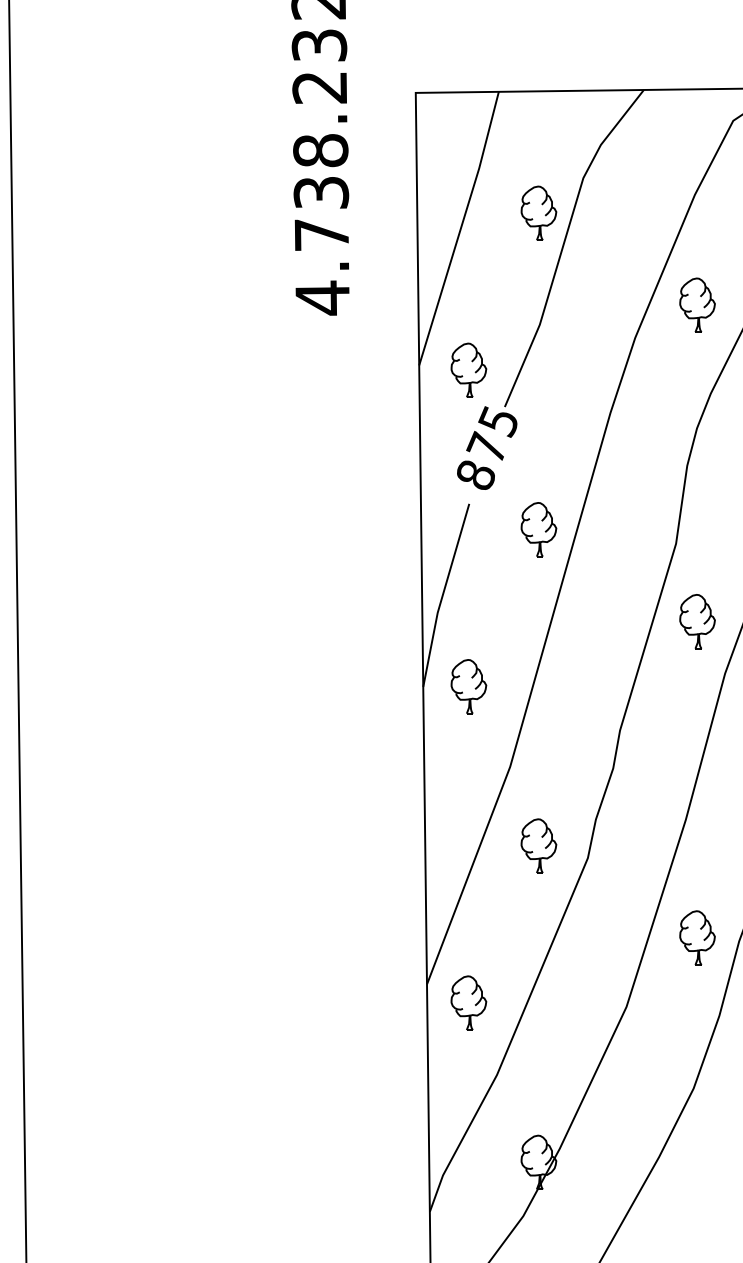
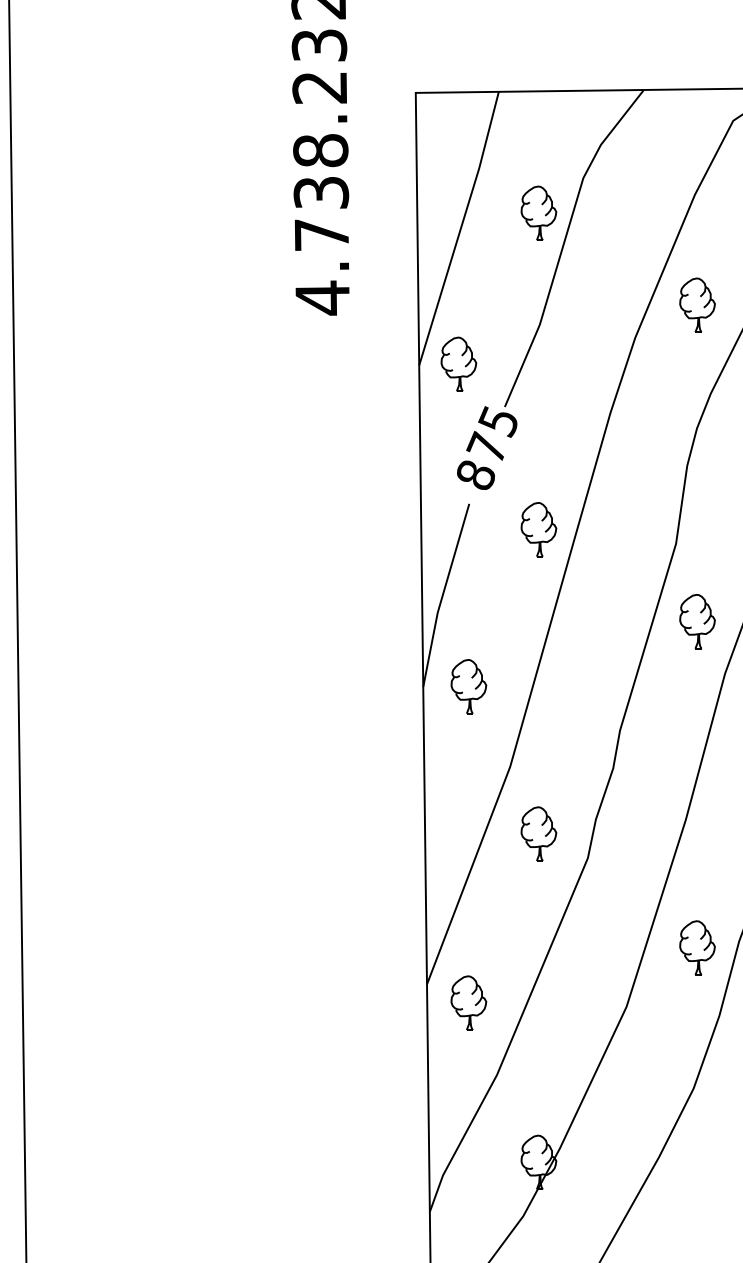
part position: (468, 369) -> (458, 363) (458, 363)
part position: (538, 845) -> (538, 833) (538, 833)
part position: (697, 937) -> (697, 947) (697, 947)
